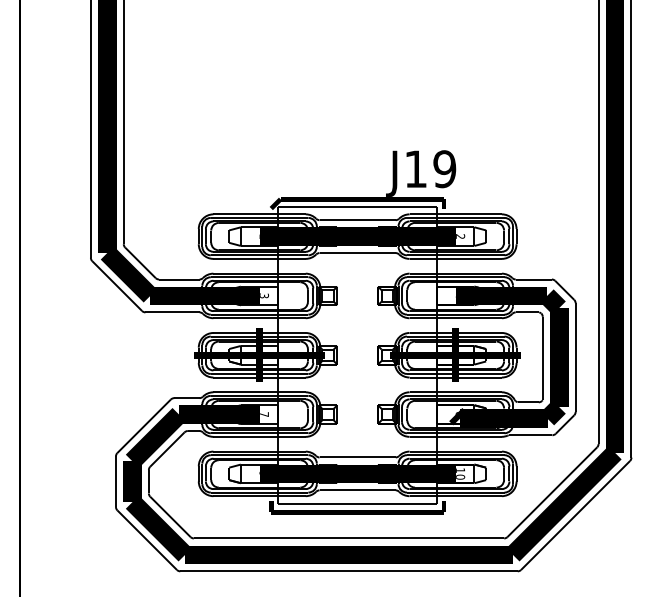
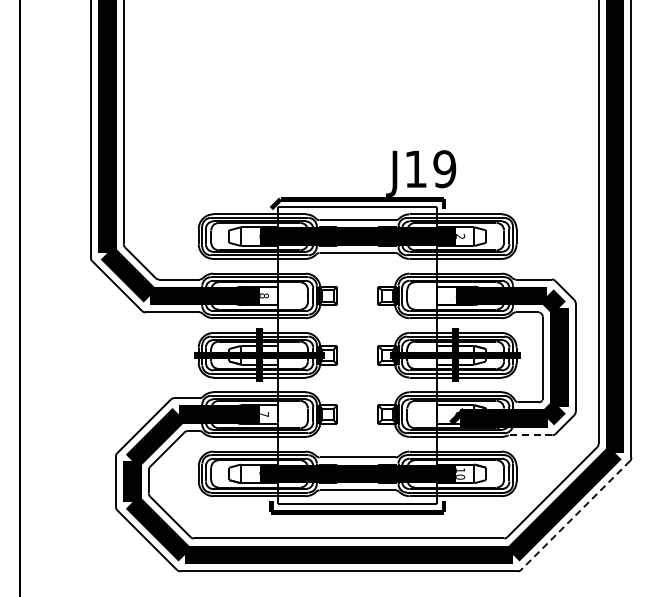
text: 3 -> 8 (264, 295)
line: solid -> dashed (530, 435)
line: solid -> dashed (575, 515)
